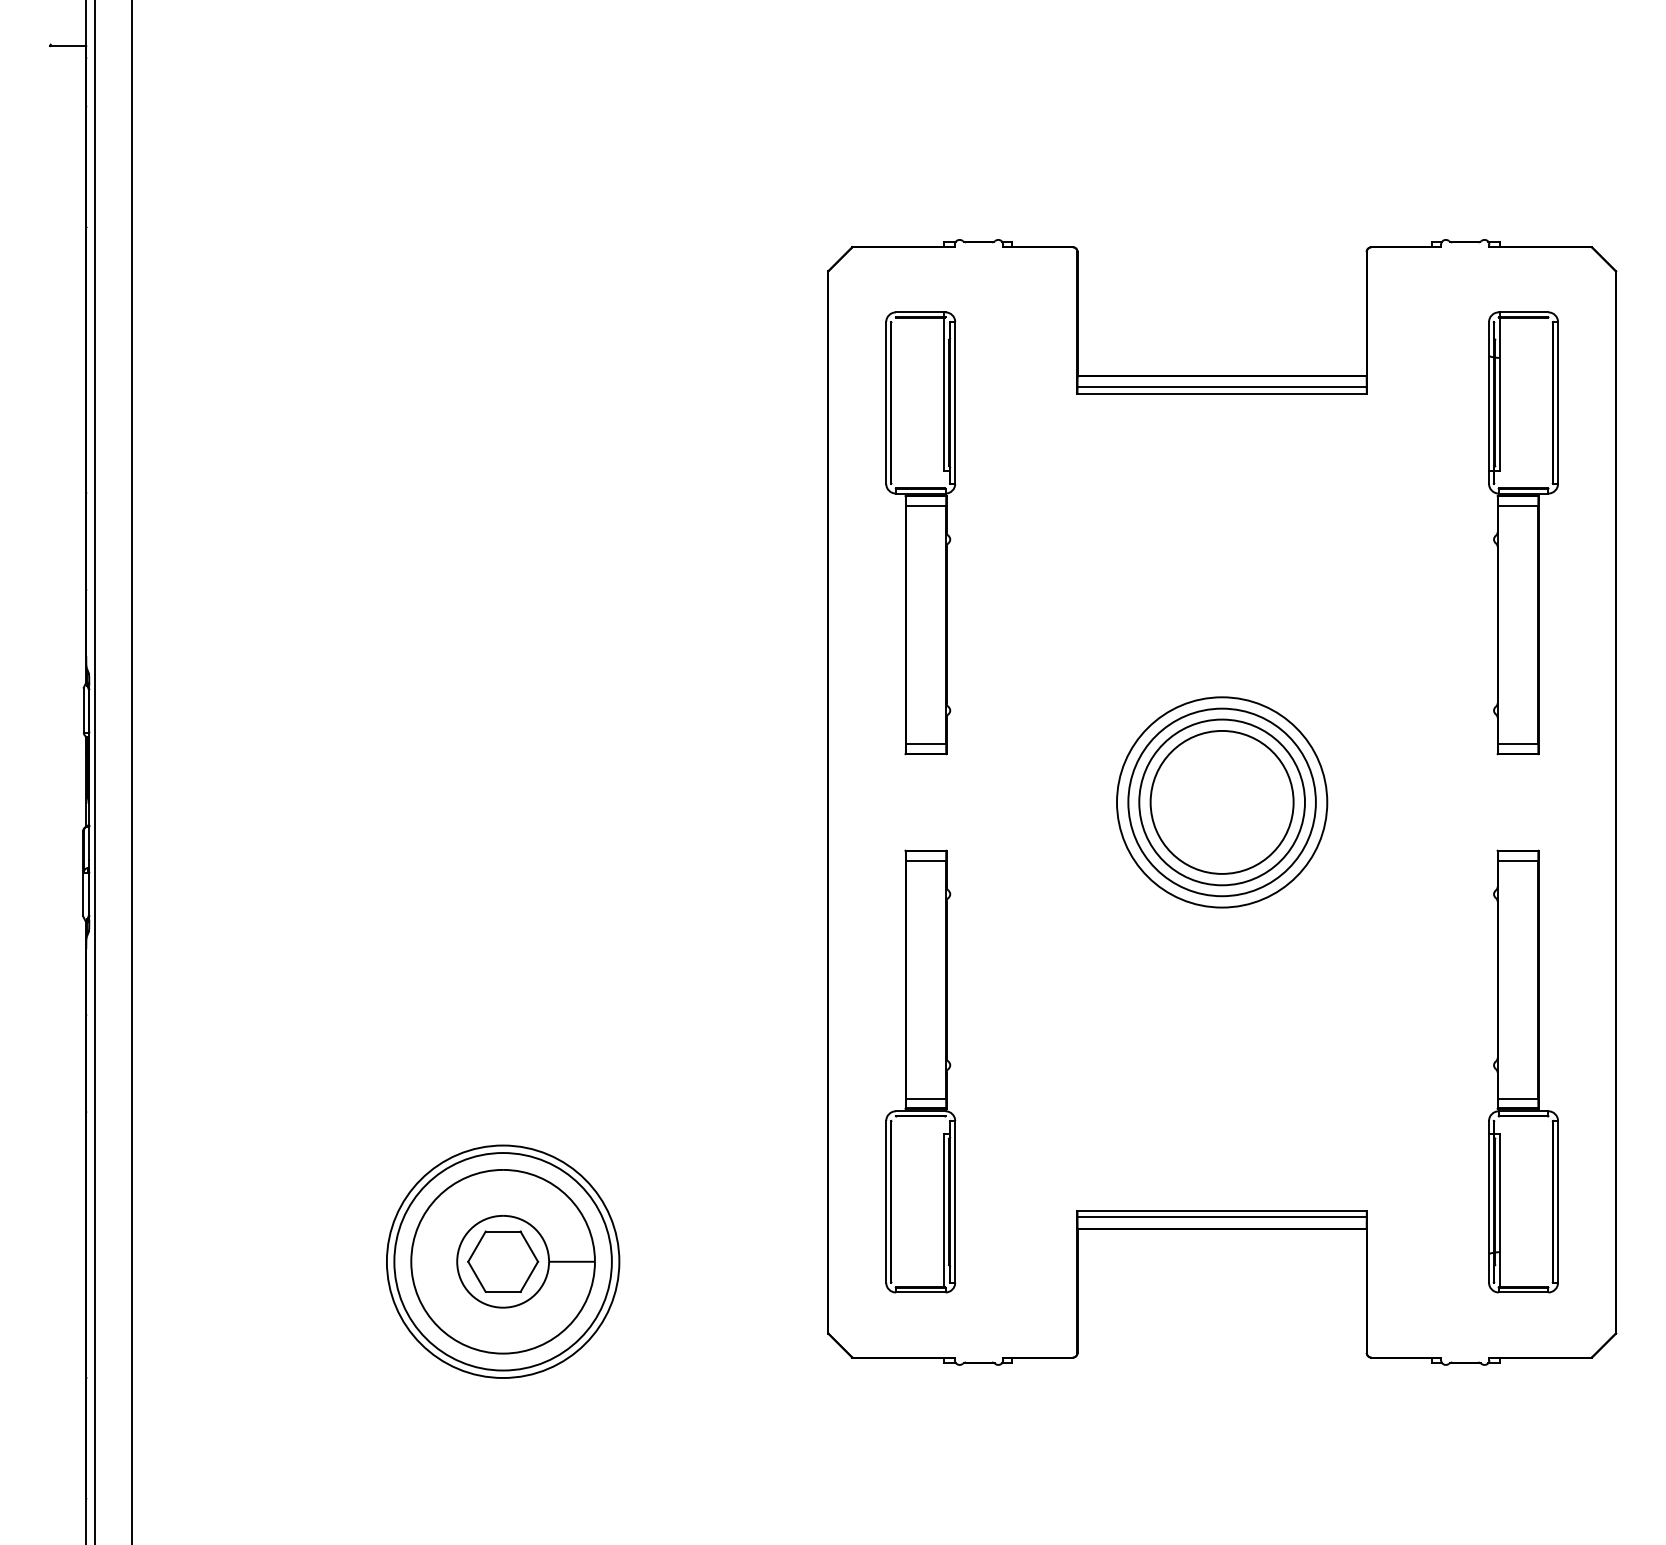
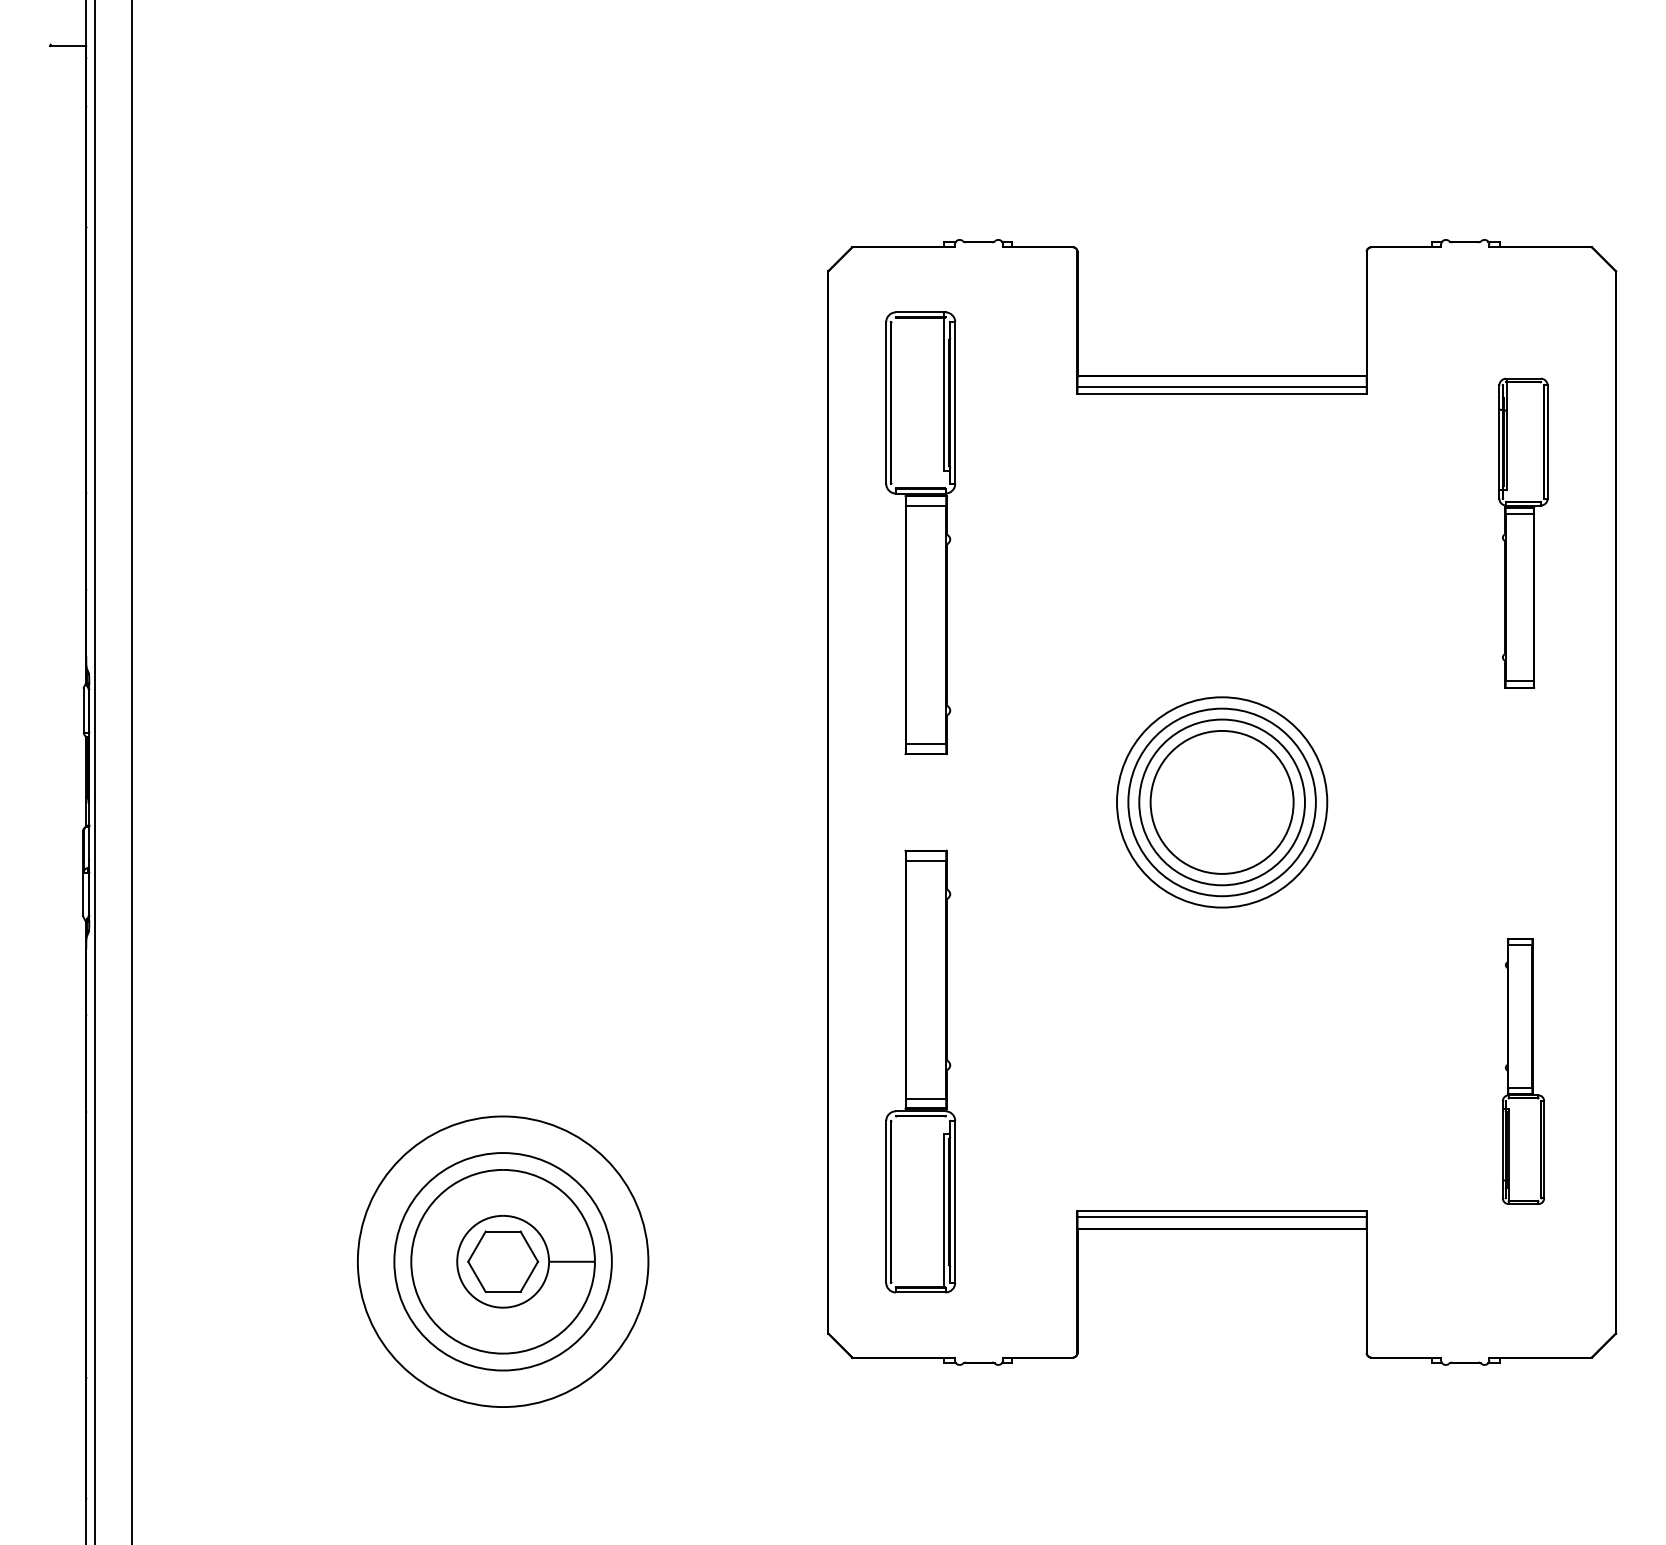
part size: 71x445 px -> 51x312 px (1523, 532)
part size: 71x445 px -> 44x267 px (1523, 1071)
circle diameter: 232 px -> 291 px (502, 1261)
